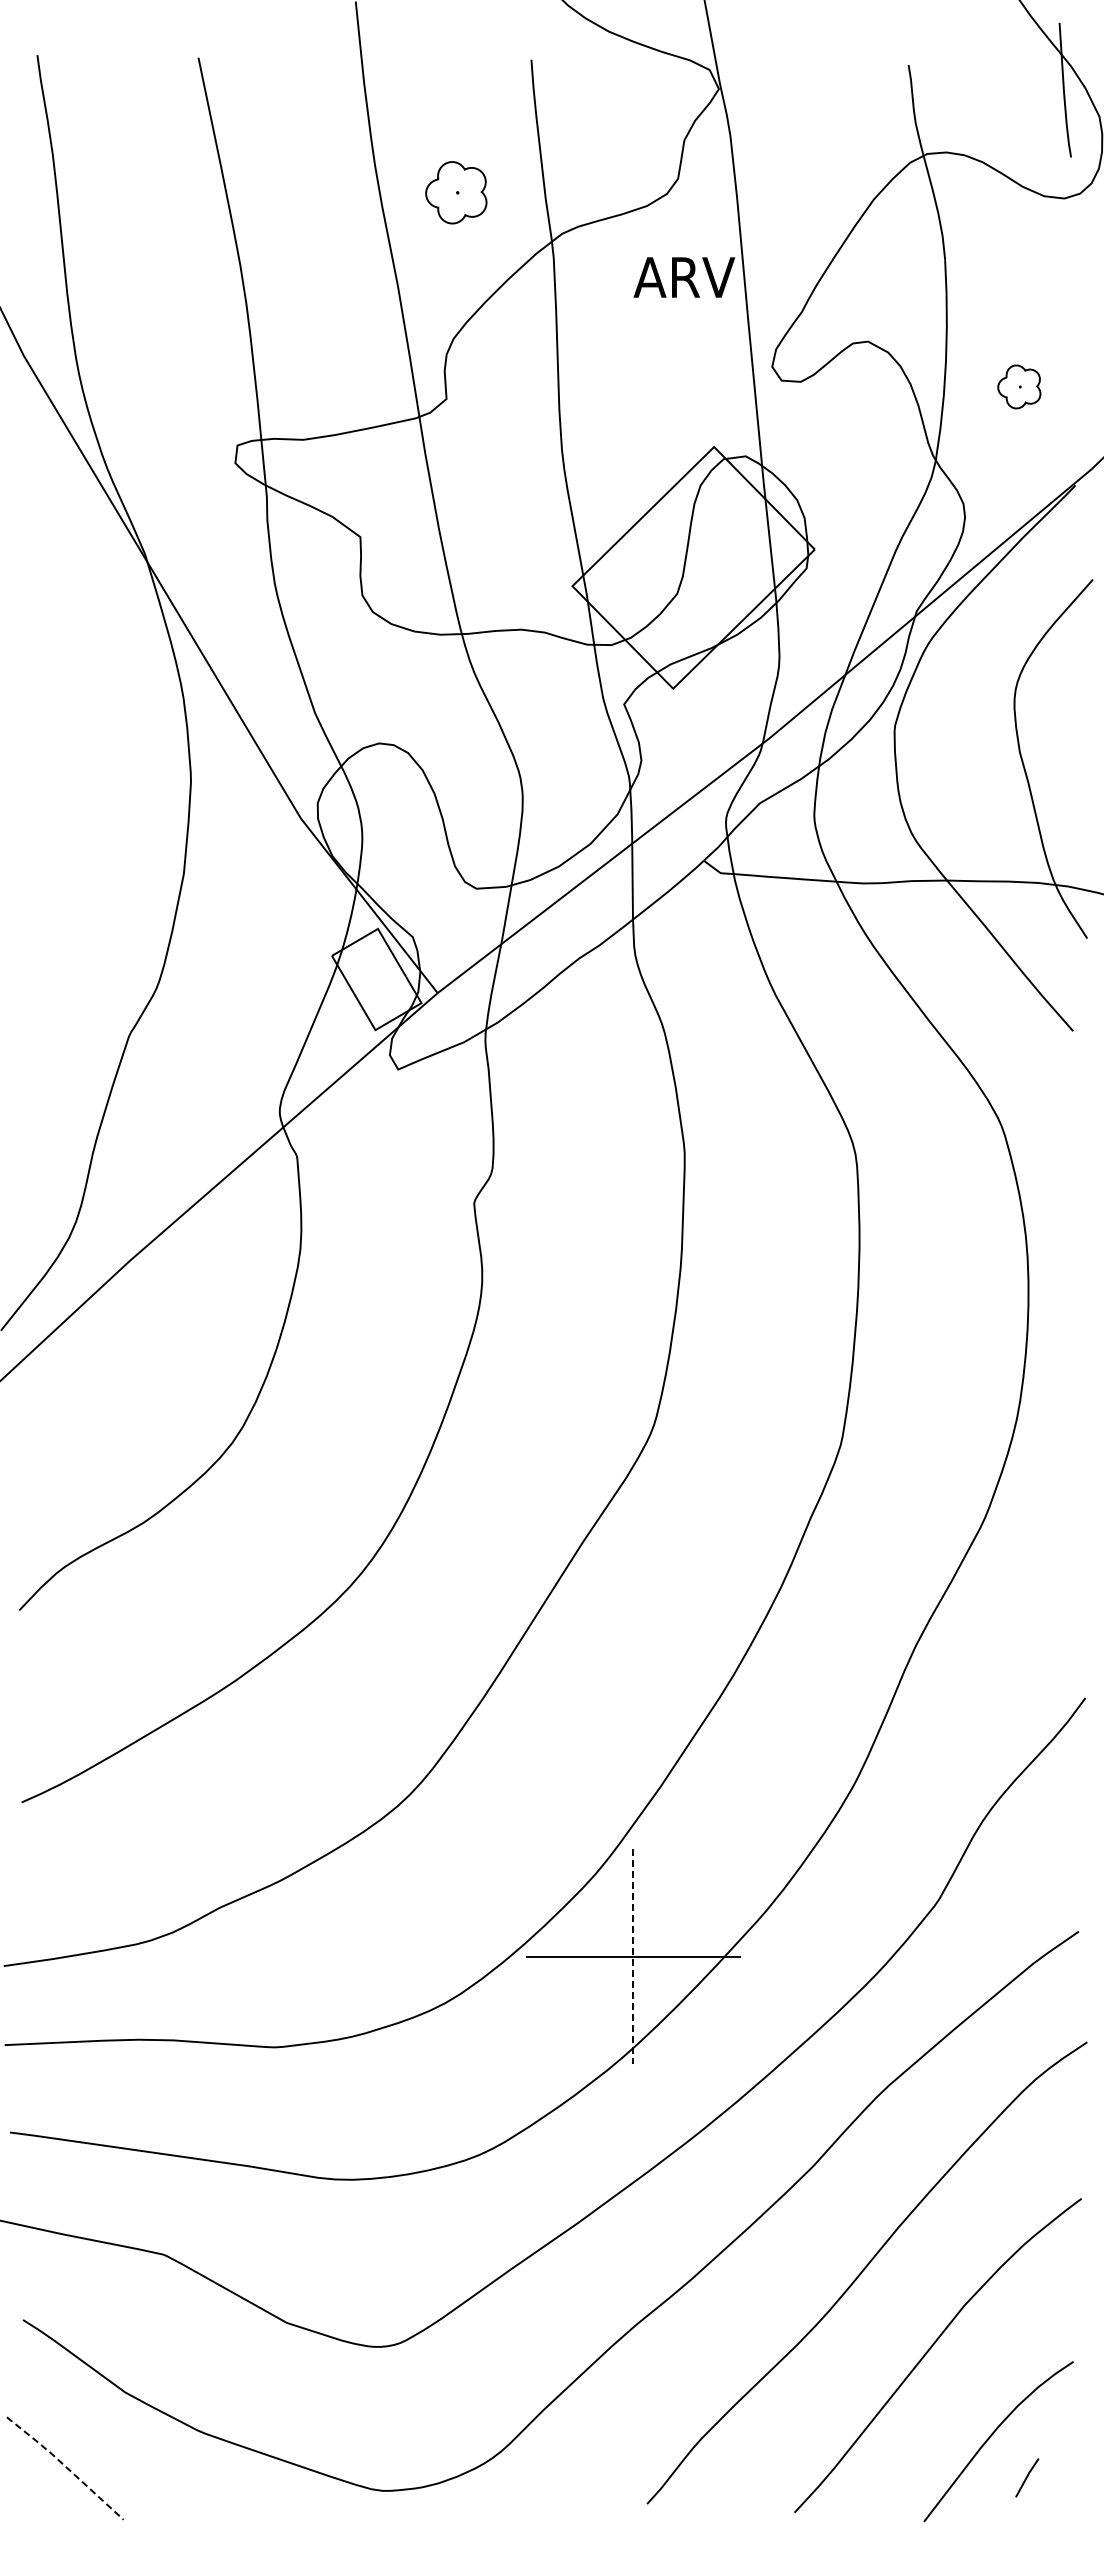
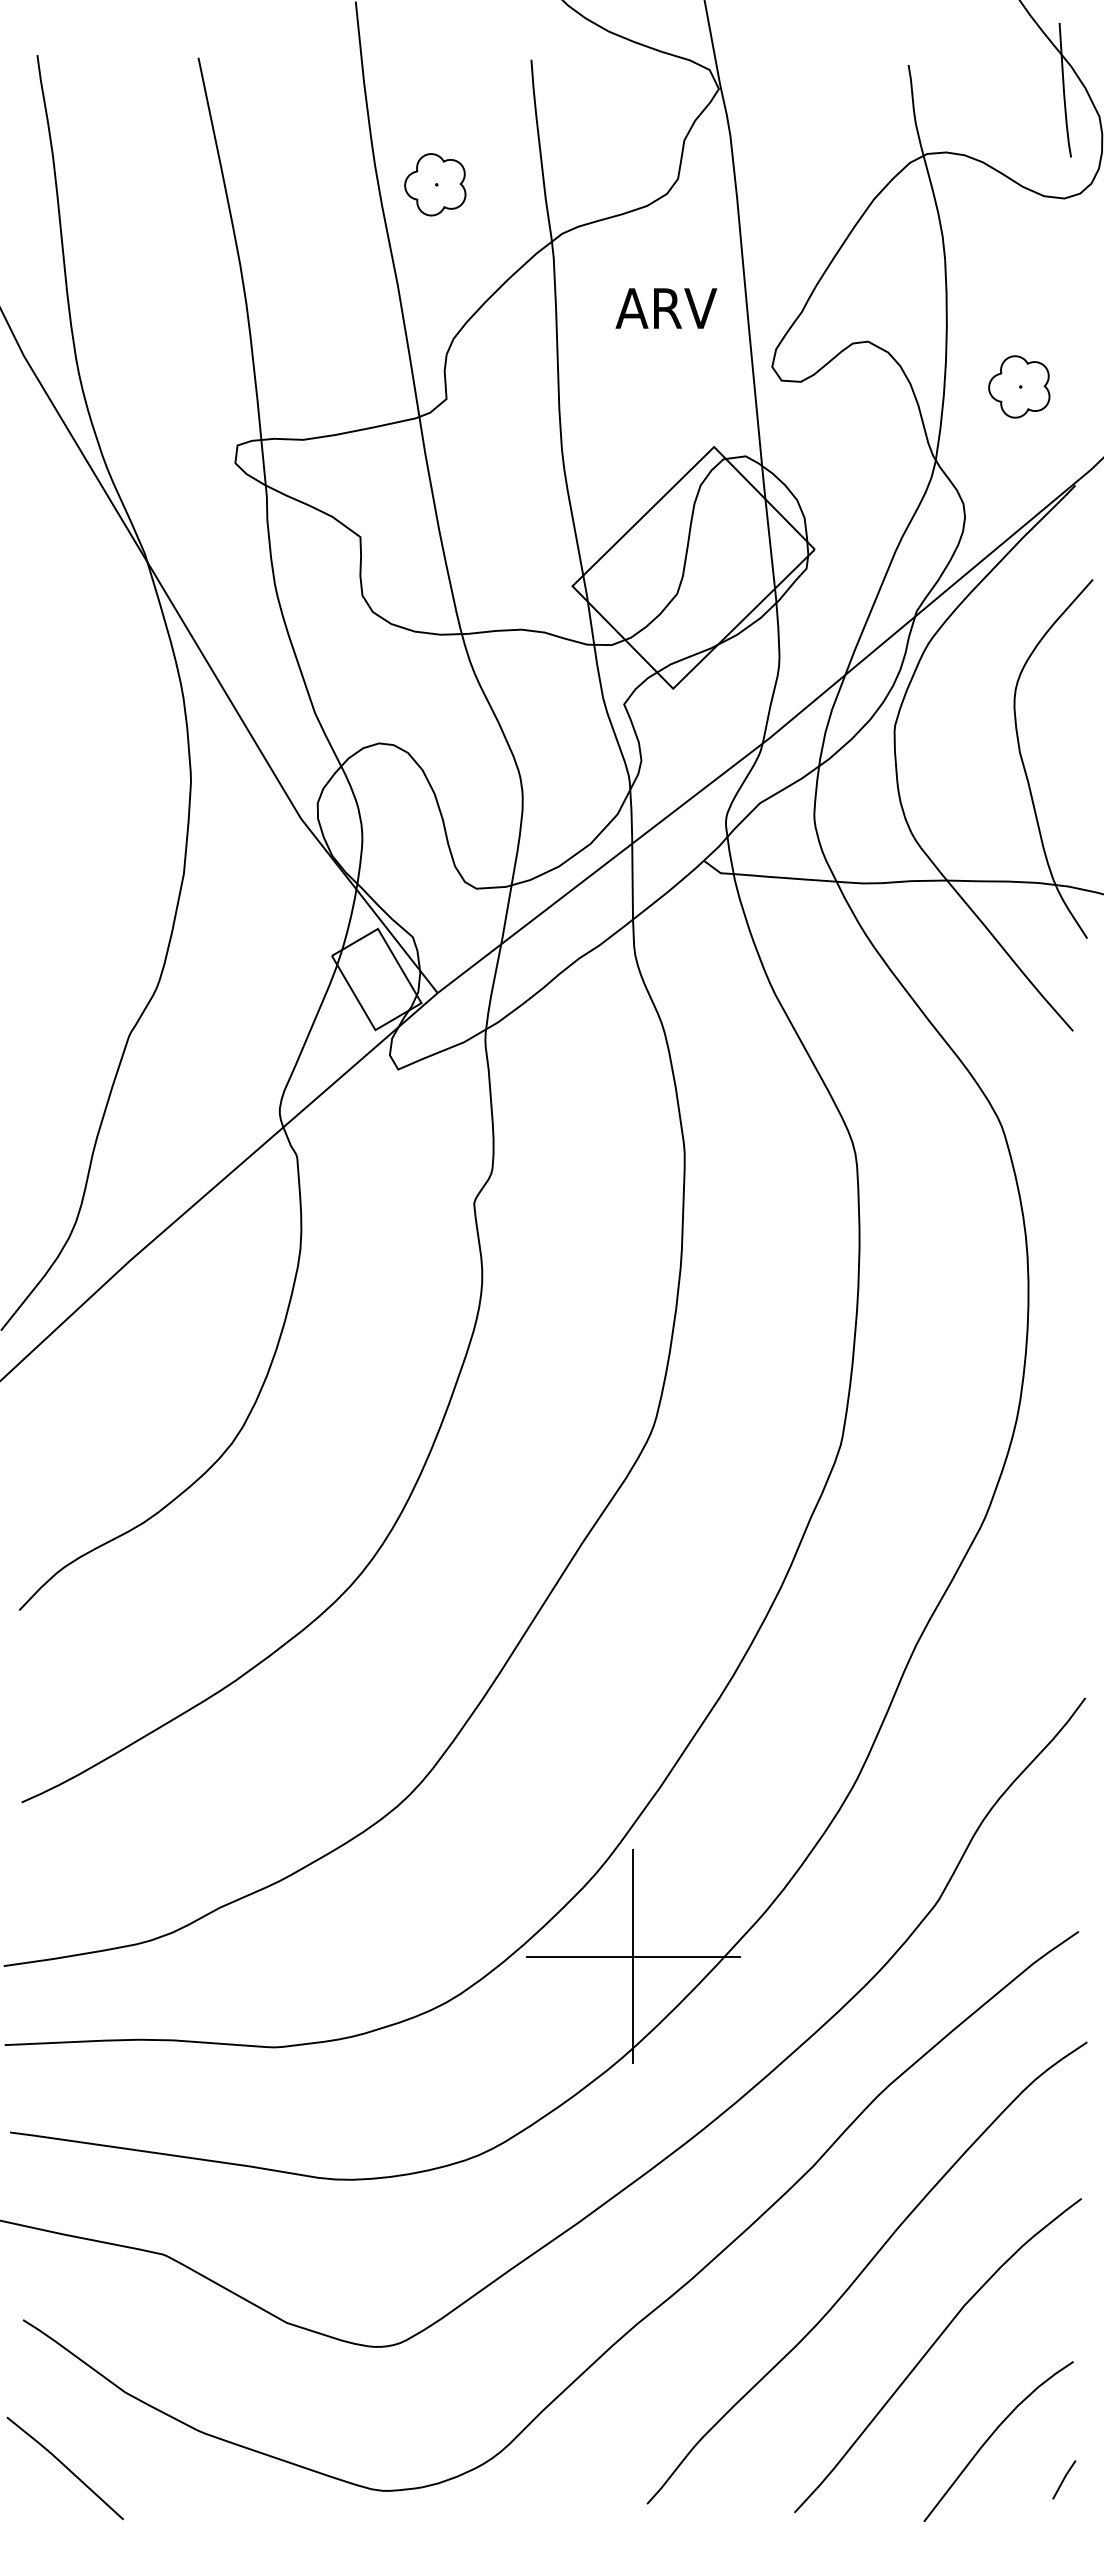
part position: (456, 192) -> (435, 184) (435, 184)
text position: (684, 277) -> (666, 308) (666, 308)
part size: 45x46 px -> 63x64 px (1019, 386)
line: dashed -> solid (633, 1956)
line: dashed -> solid (65, 2466)
line position: (1027, 2477) -> (1064, 2479) (1064, 2479)
